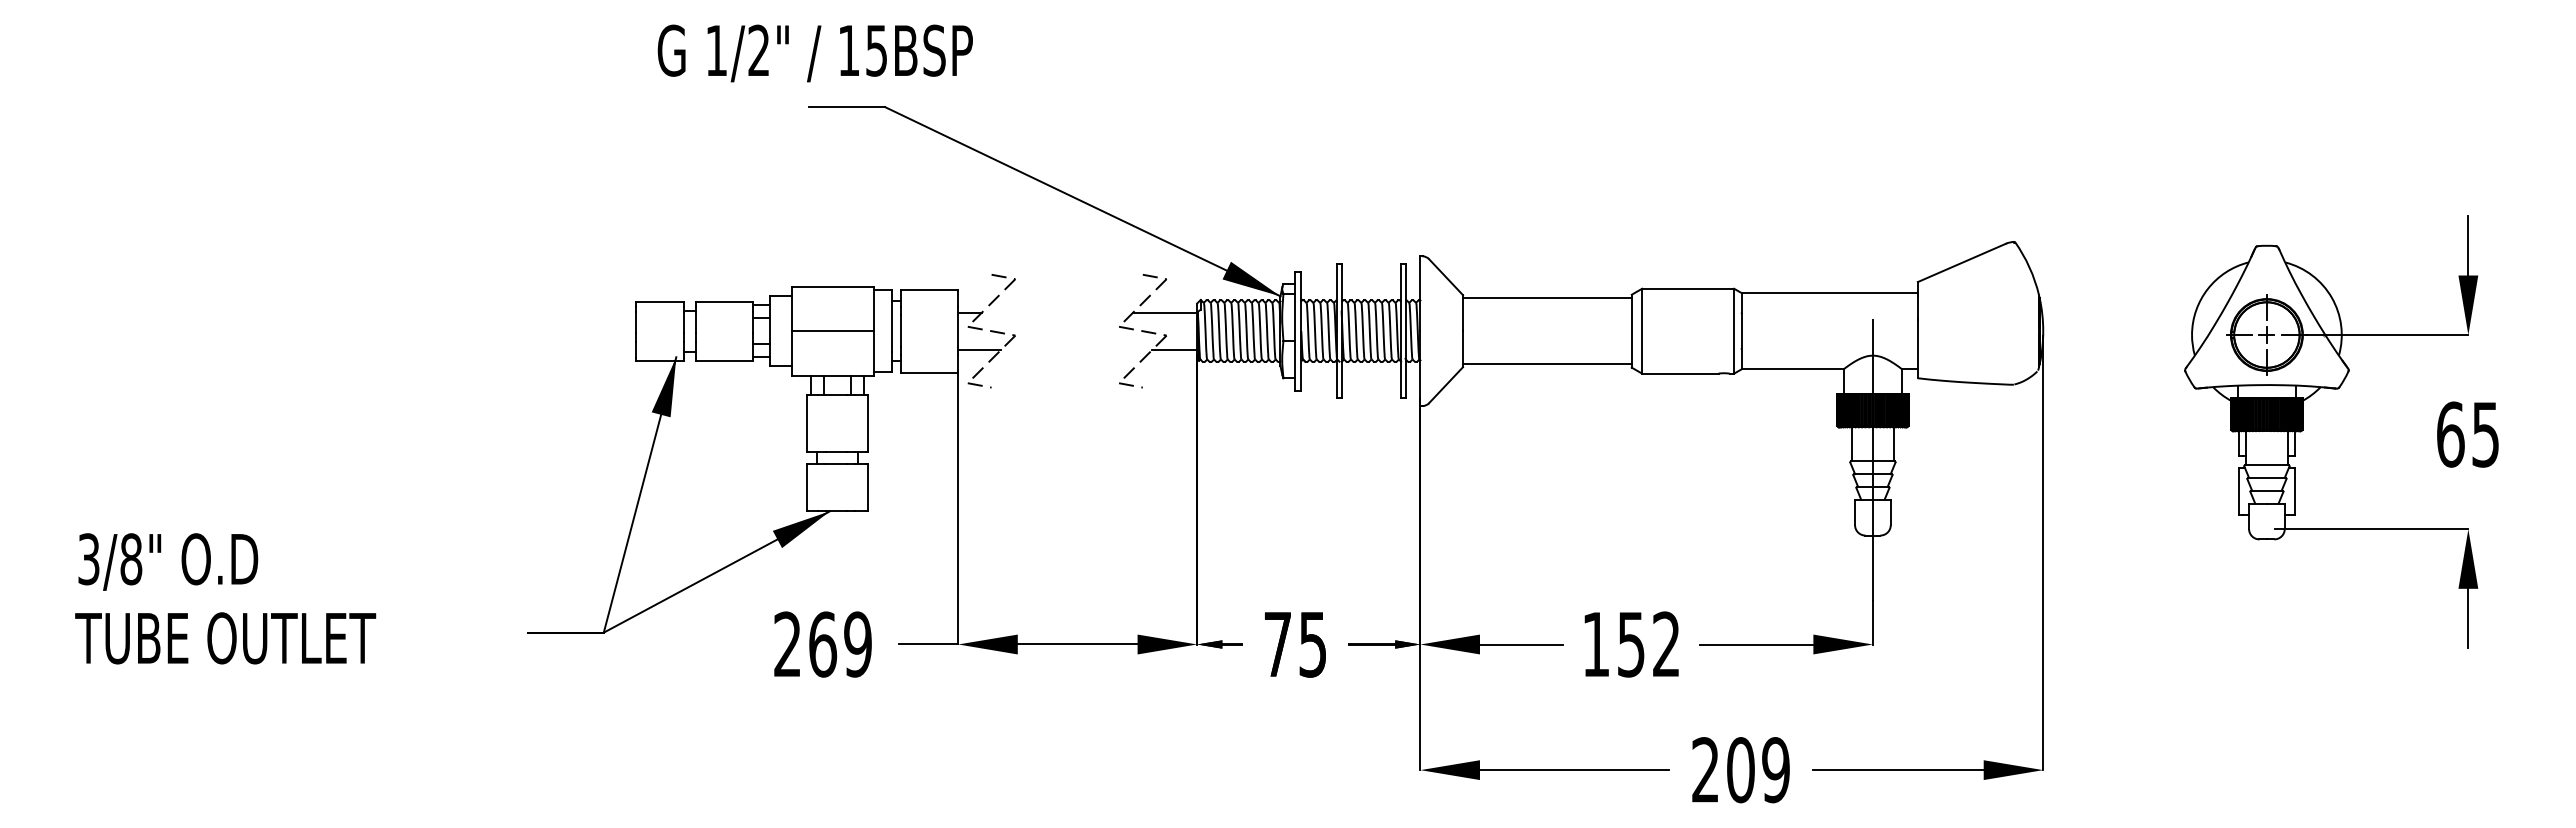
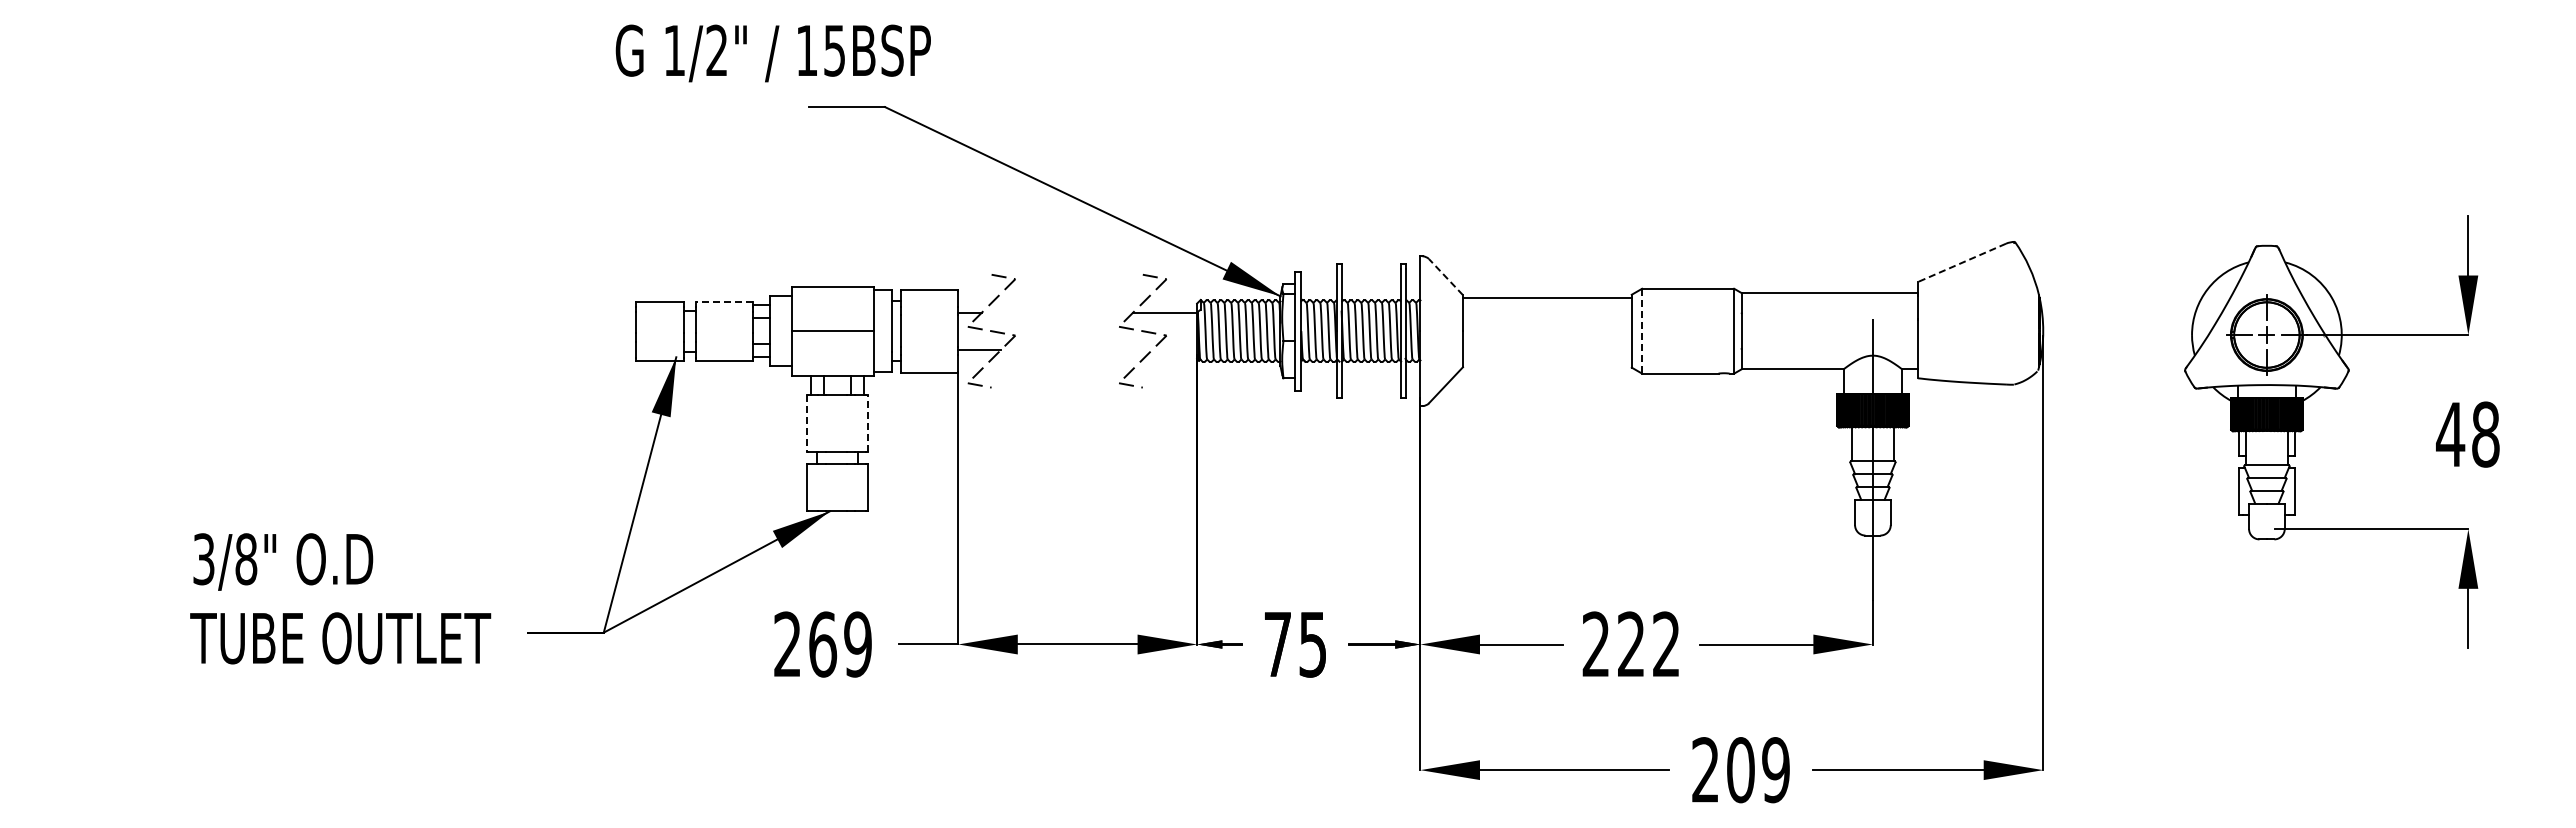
text position: (814, 53) -> (772, 53) (772, 53)
line: solid -> dashed (1961, 263)
line: solid -> dashed (1446, 277)
line: solid -> dashed (723, 301)
line: solid -> dashed (1642, 331)
line: present -> none (1174, 349)
line: present -> none (1547, 364)
line: solid -> dashed (867, 423)
line: solid -> dashed (807, 424)
text: 65 -> 48 (2467, 434)
text position: (225, 598) -> (340, 598) (340, 598)
text: 152 -> 222 (1613, 644)
